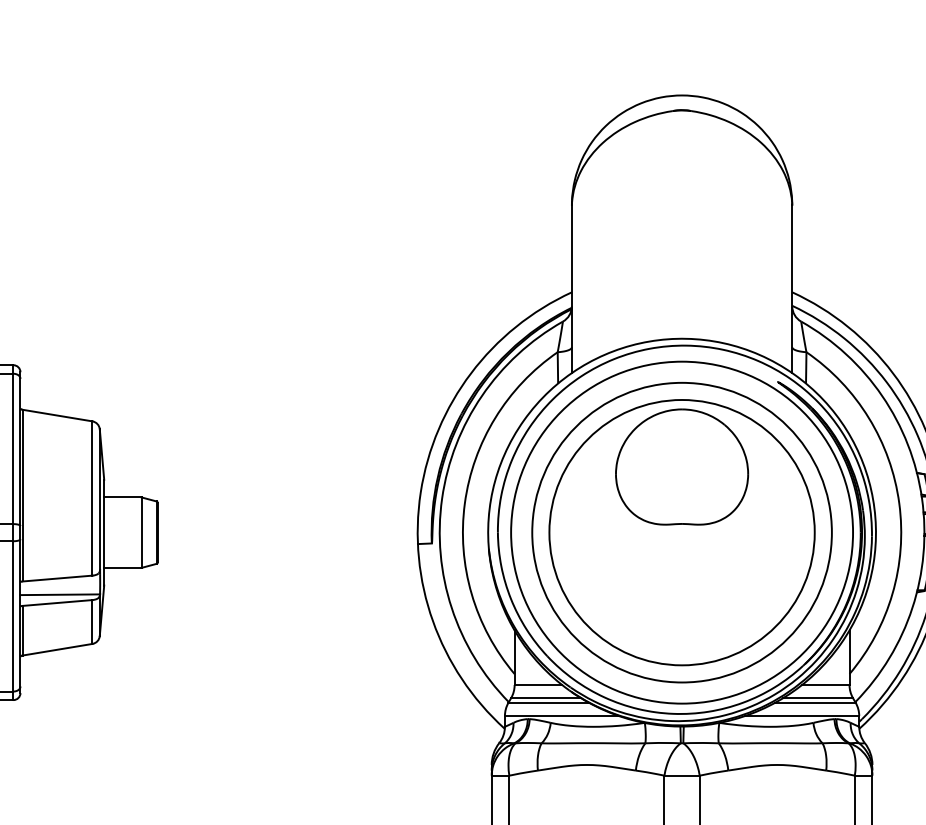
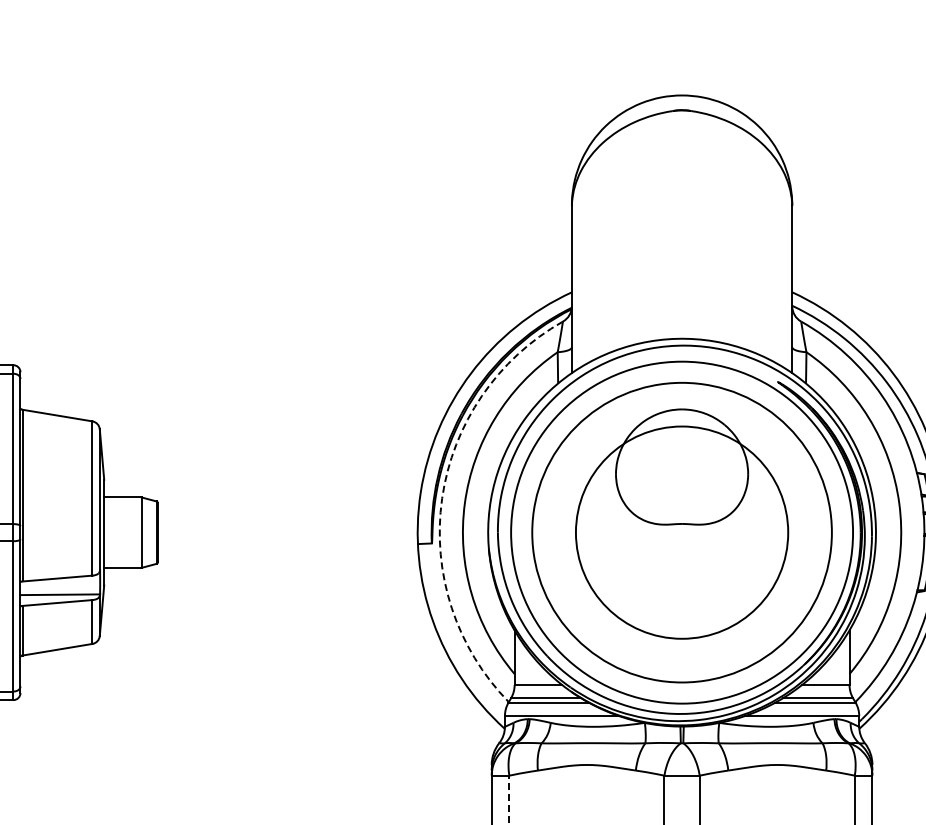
arc: solid -> dashed (442, 498)
circle diameter: 265 px -> 212 px (681, 532)
line: solid -> dashed (509, 799)
